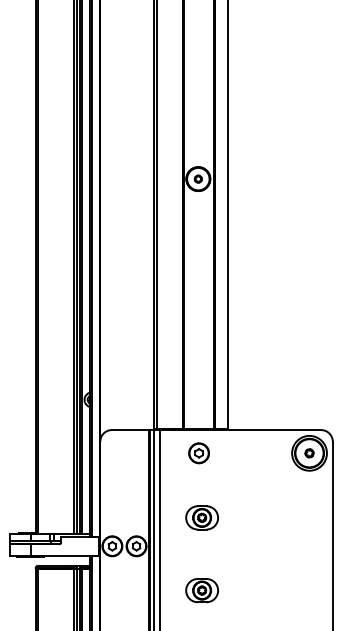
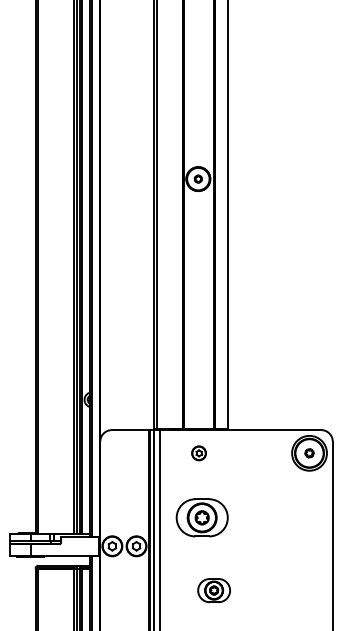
part size: 22x23 px -> 16x17 px (198, 453)
part size: 34x26 px -> 54x40 px (201, 517)
part position: (201, 590) -> (213, 590) (213, 590)
